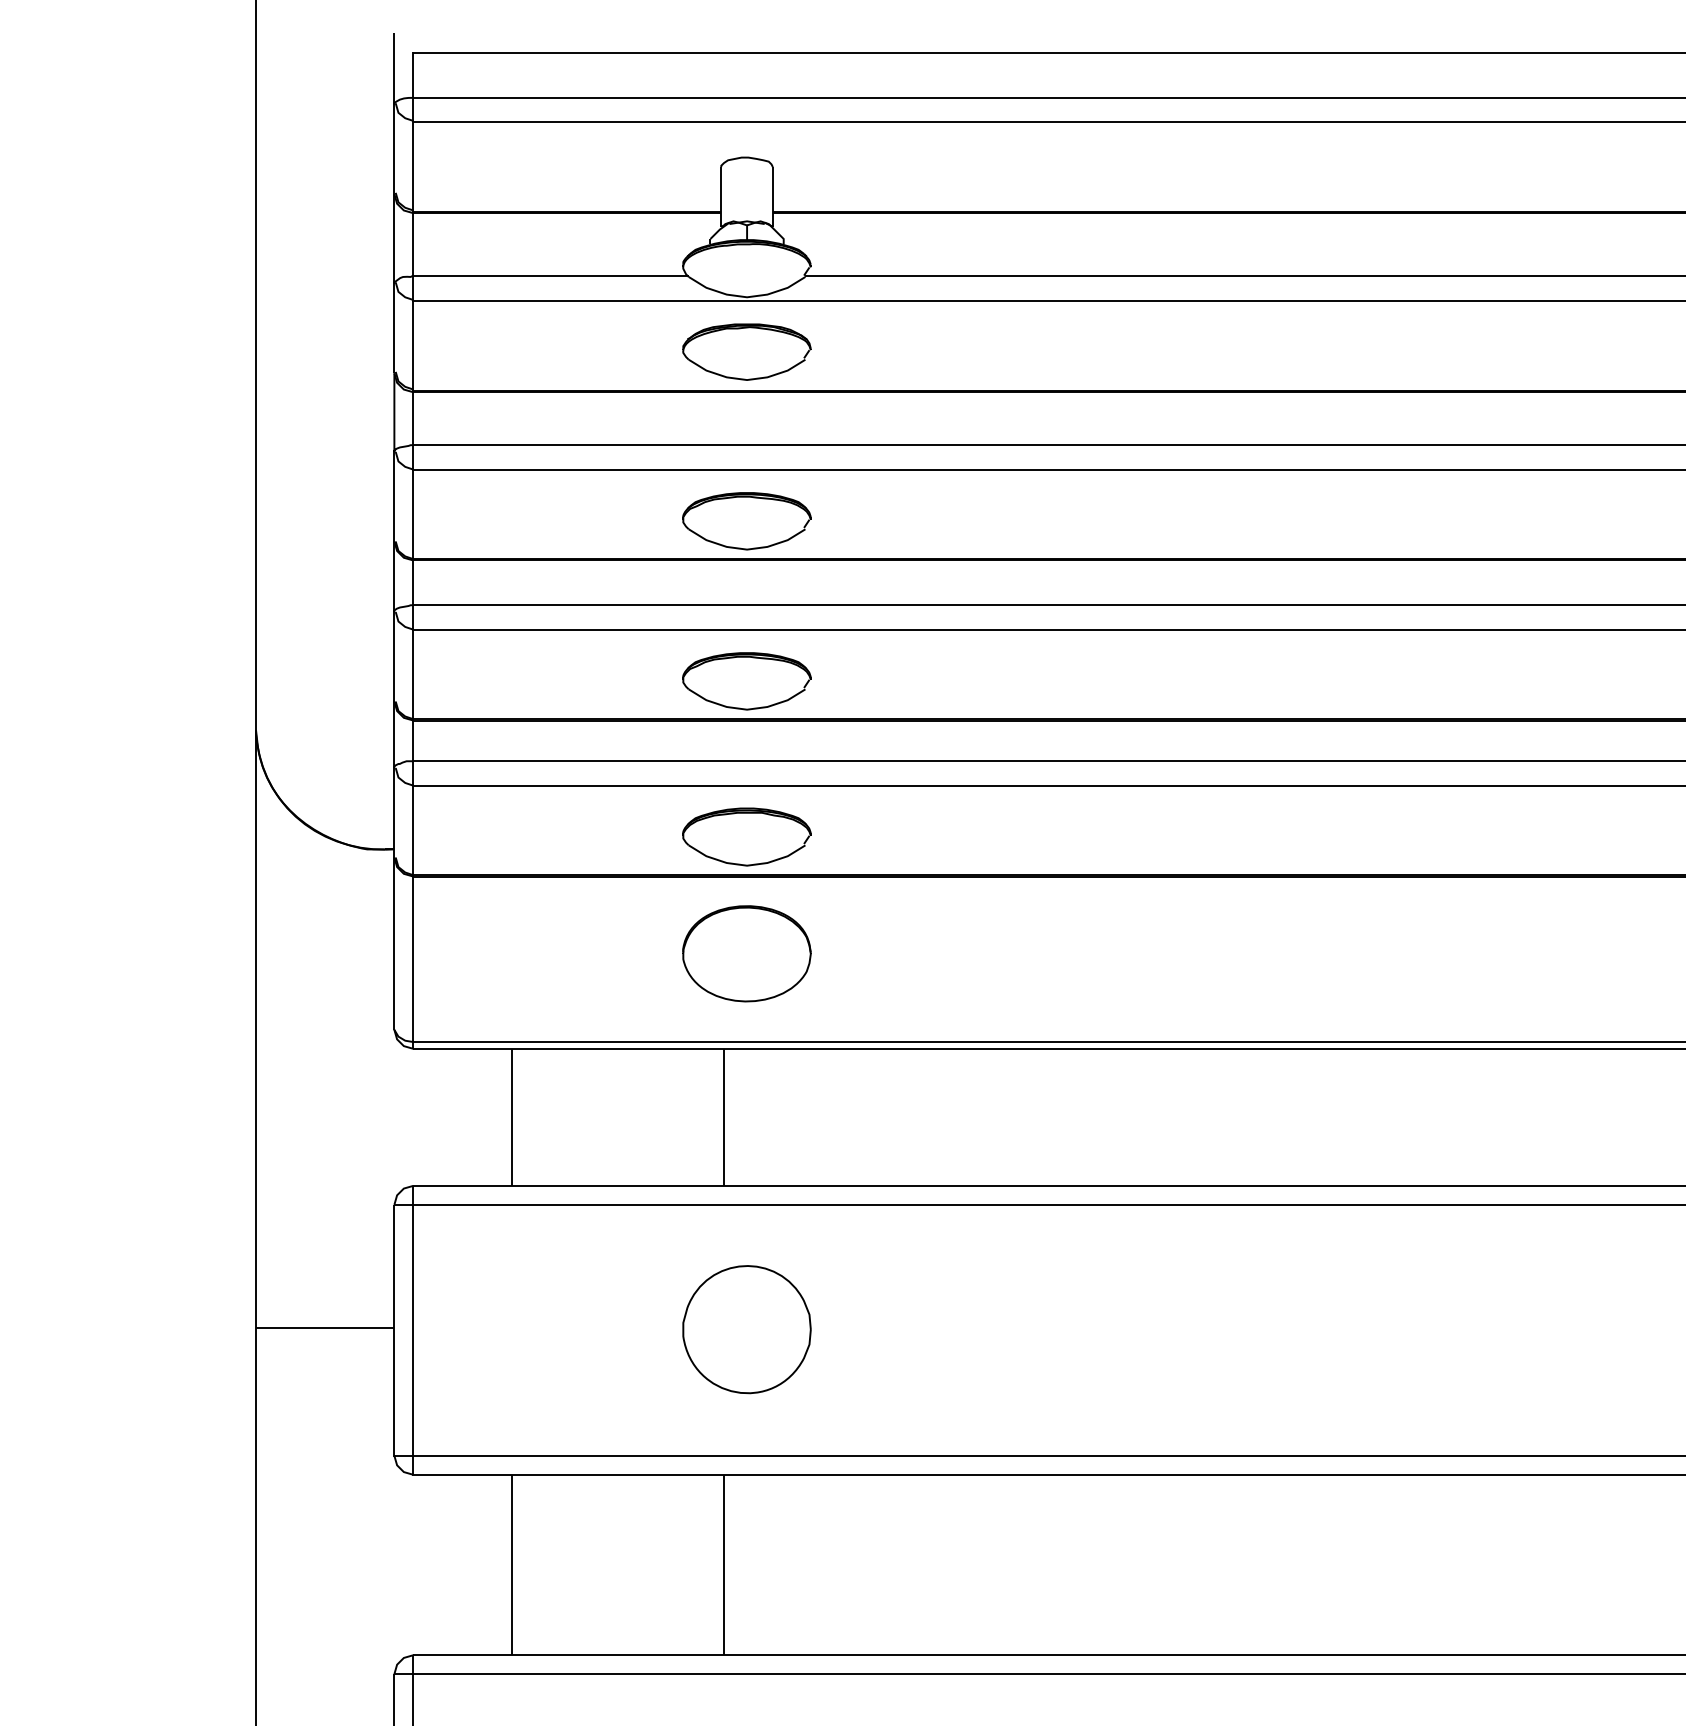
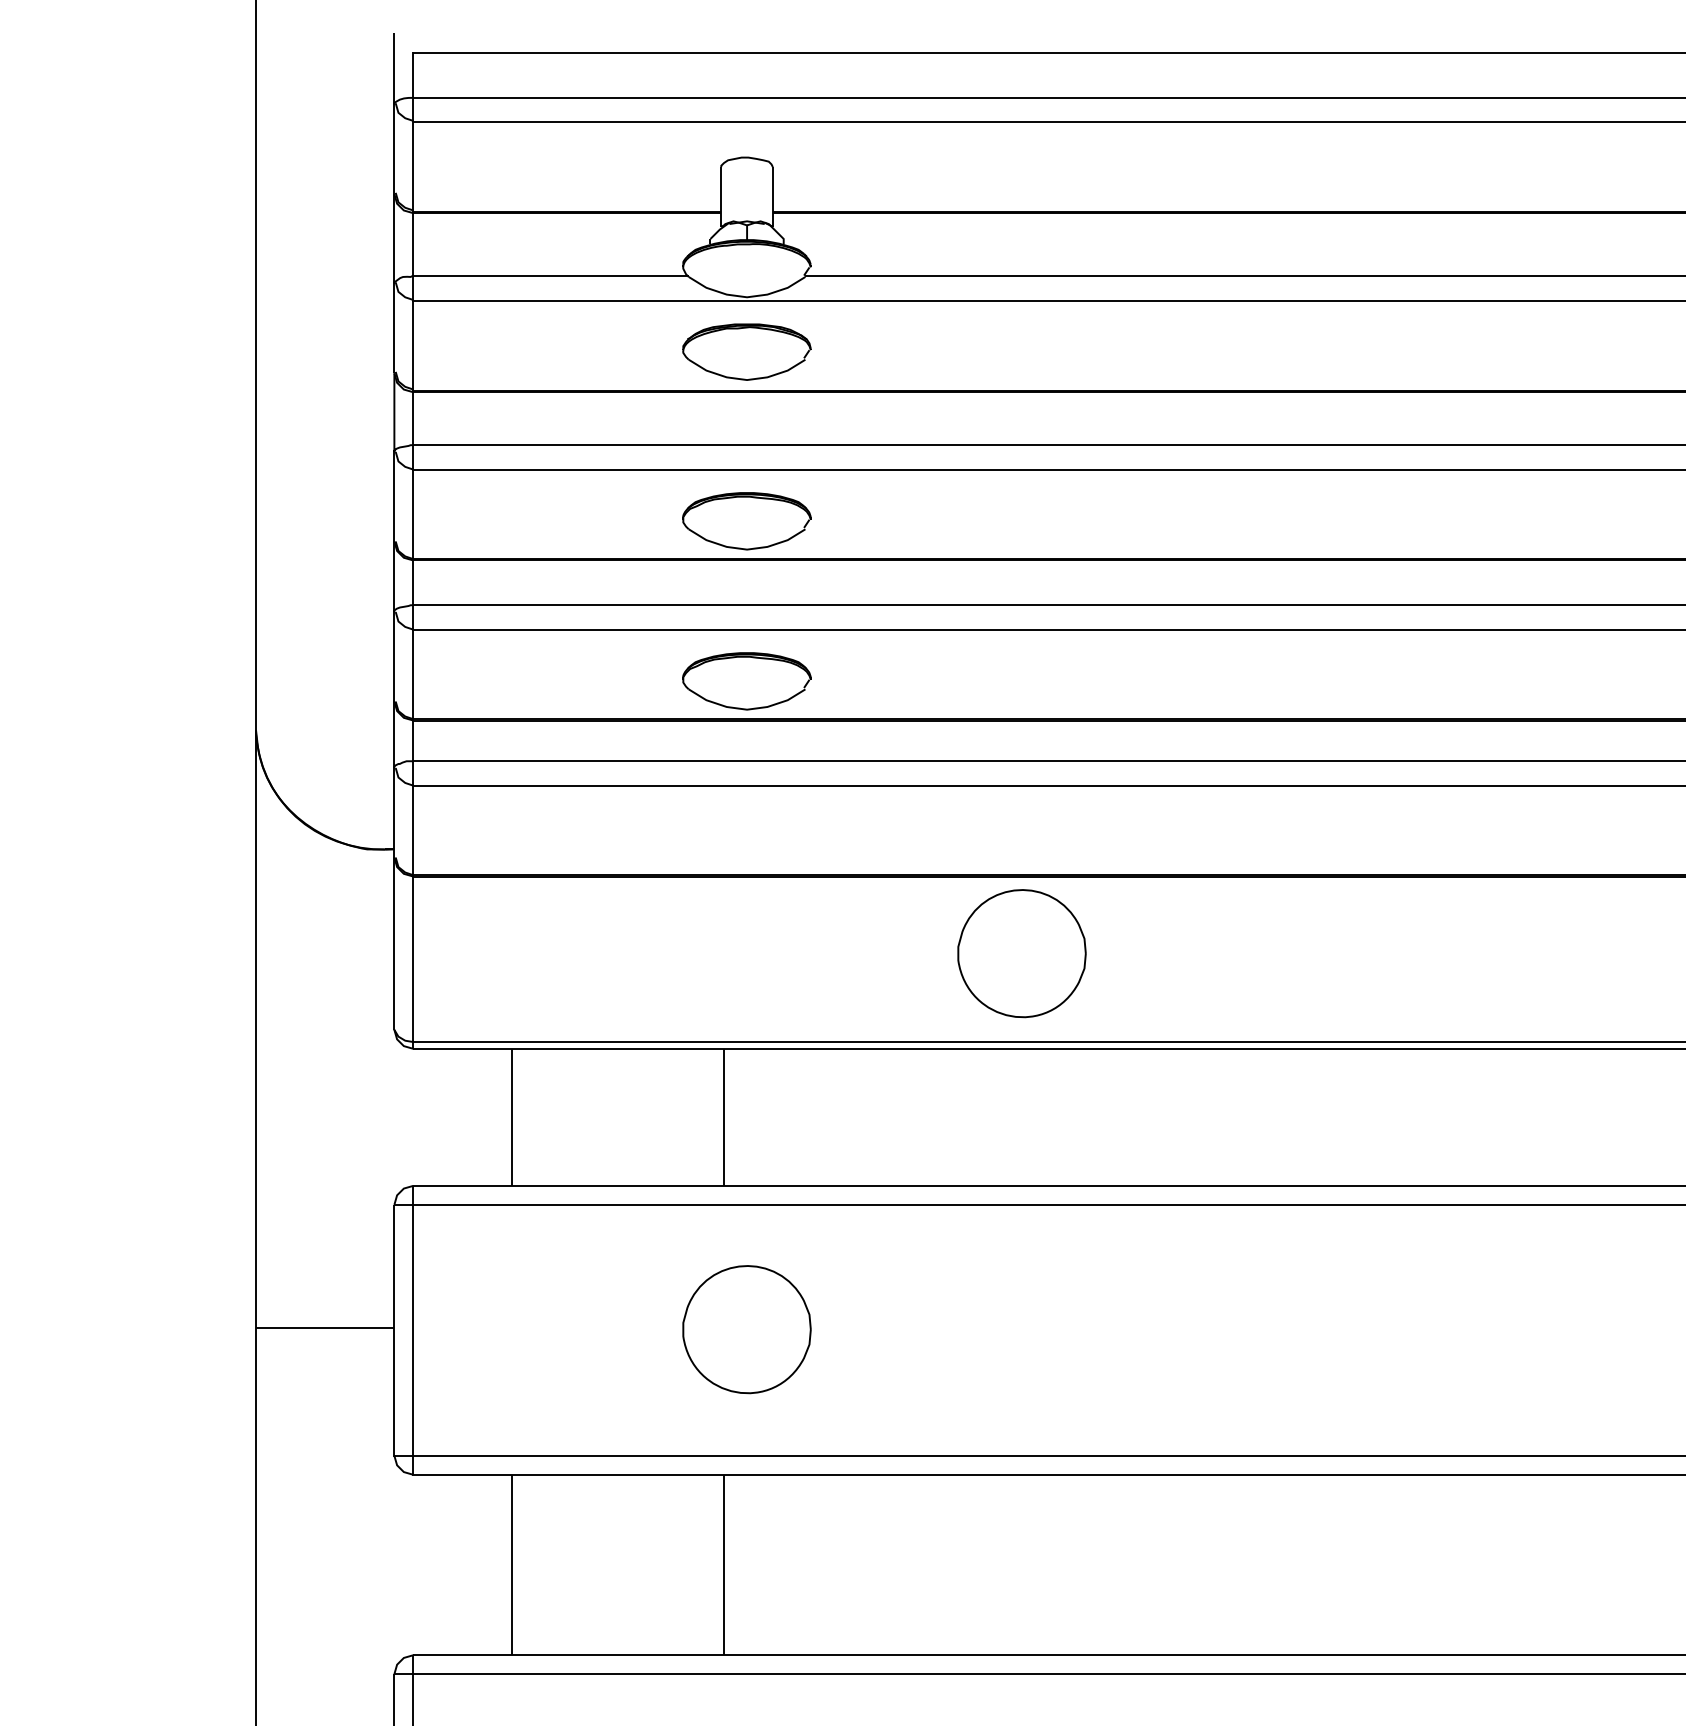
part: present -> none (746, 836)
part: present -> none (746, 953)
part: none -> present (1021, 953)
